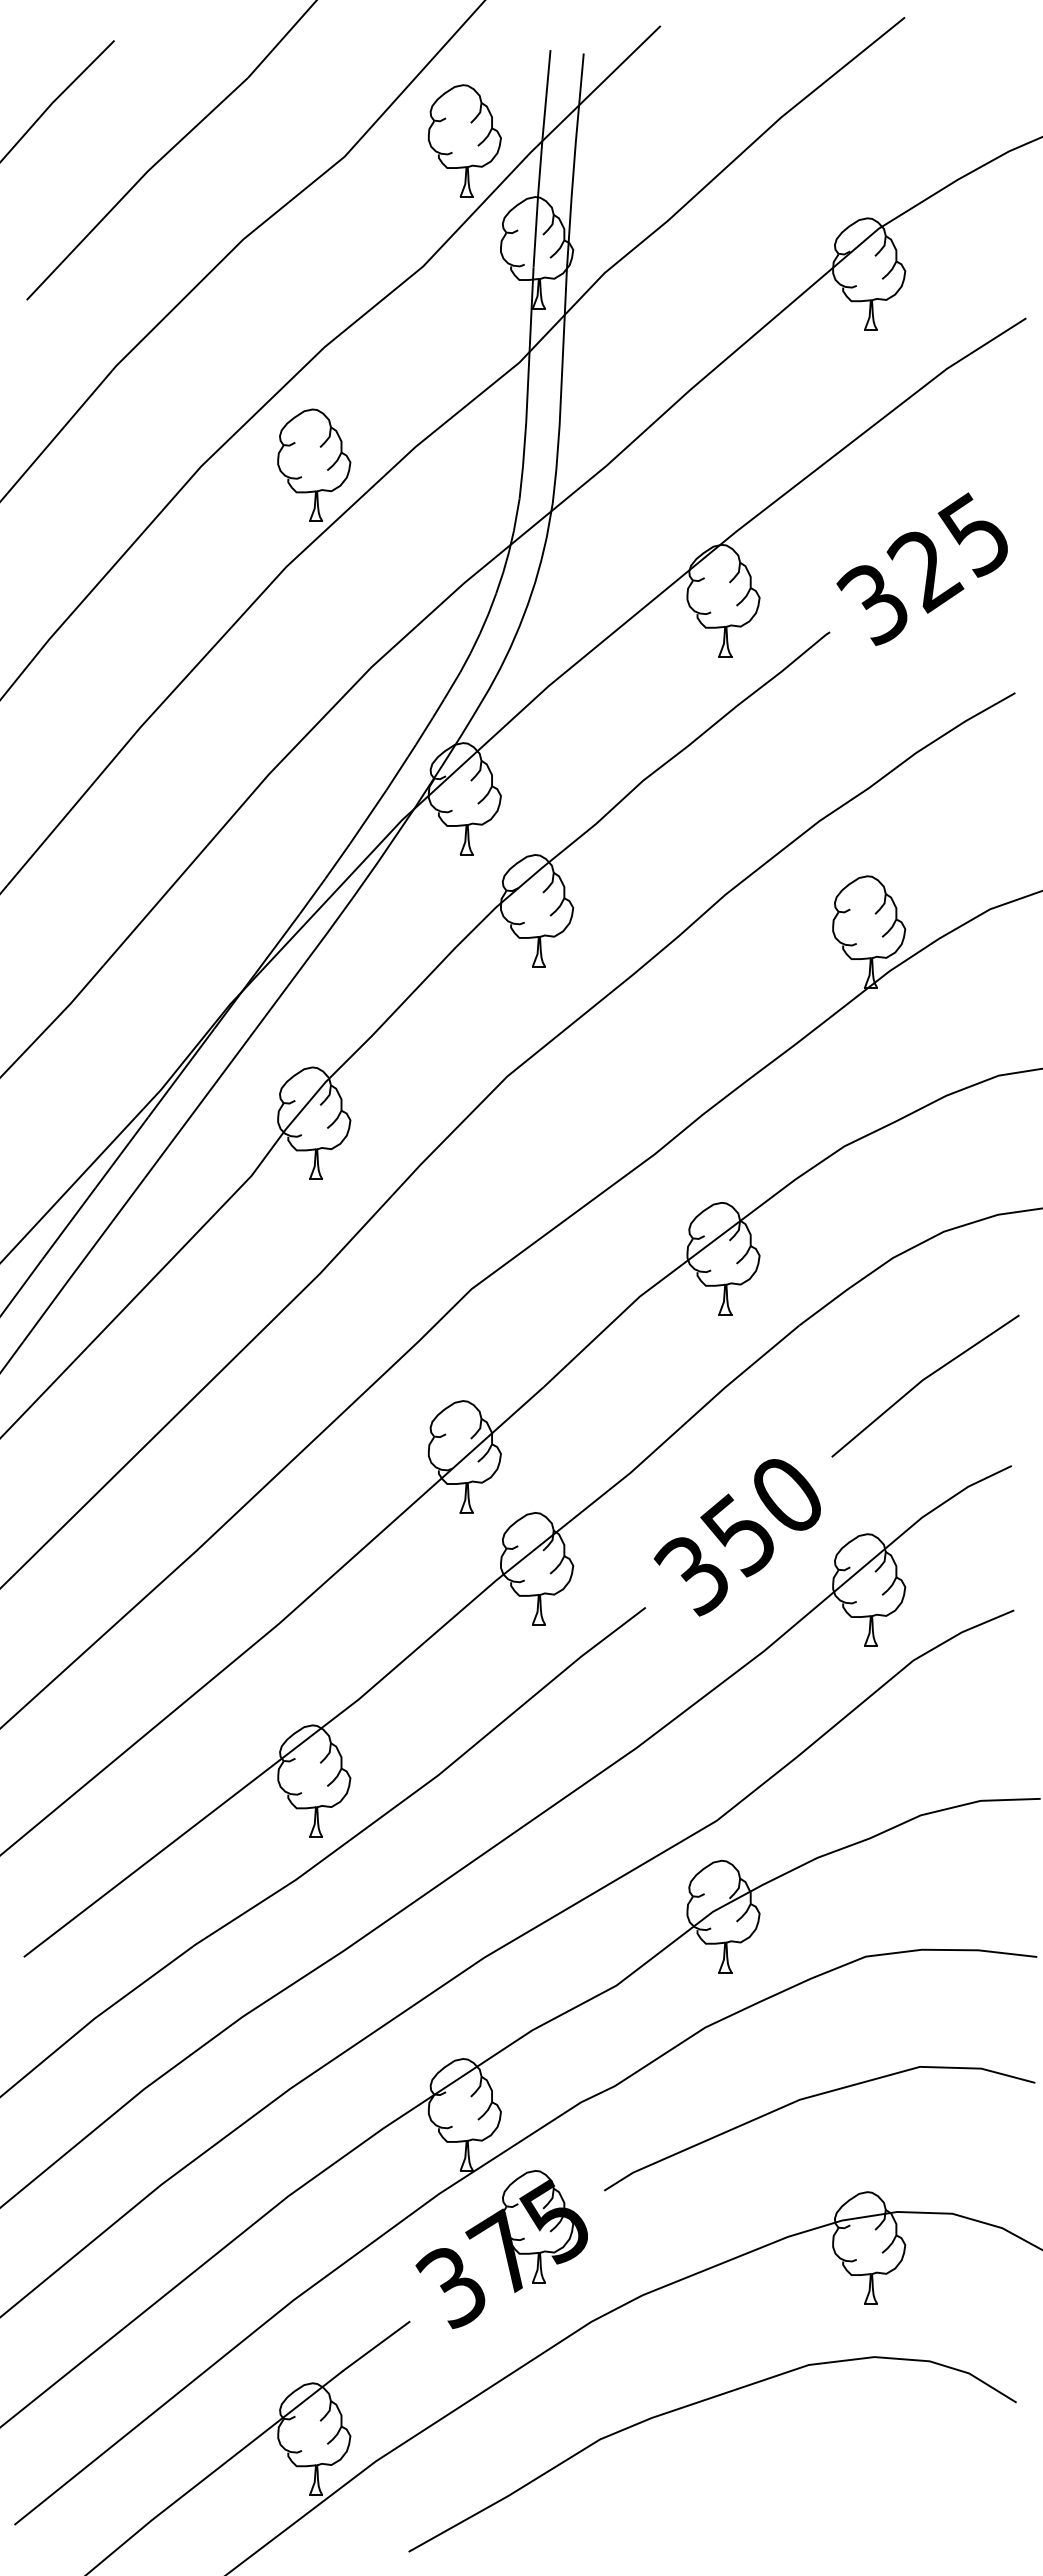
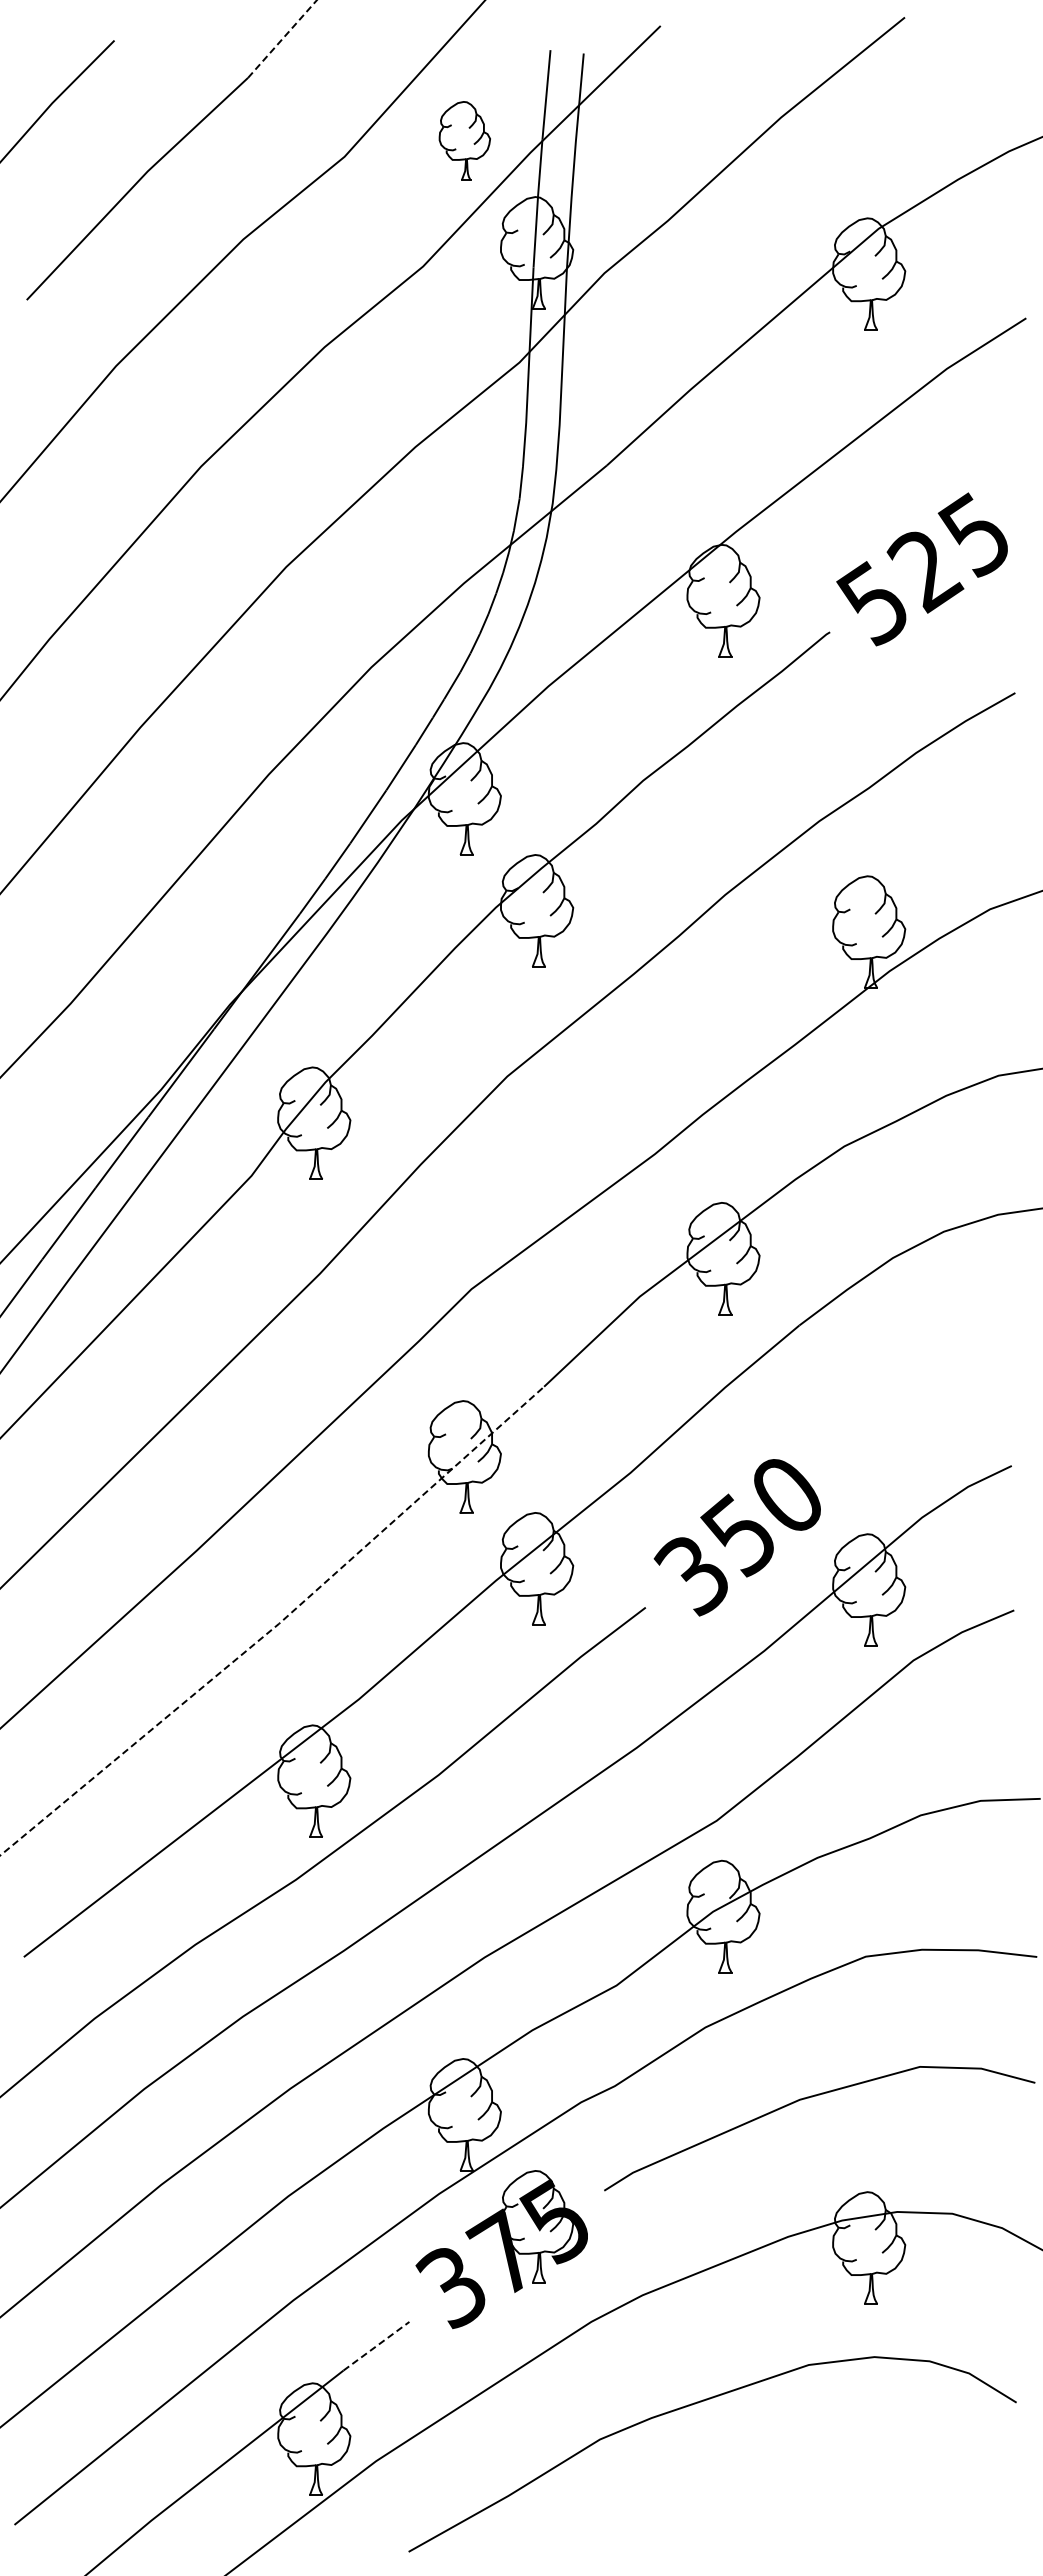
line: solid -> dashed (282, 39)
part size: 74x114 px -> 53x80 px (464, 140)
part: present -> none (314, 464)
text: 325 -> 525 (871, 603)
line: present -> none (922, 1381)
line: solid -> dashed (276, 1625)
line: solid -> dashed (376, 2346)
